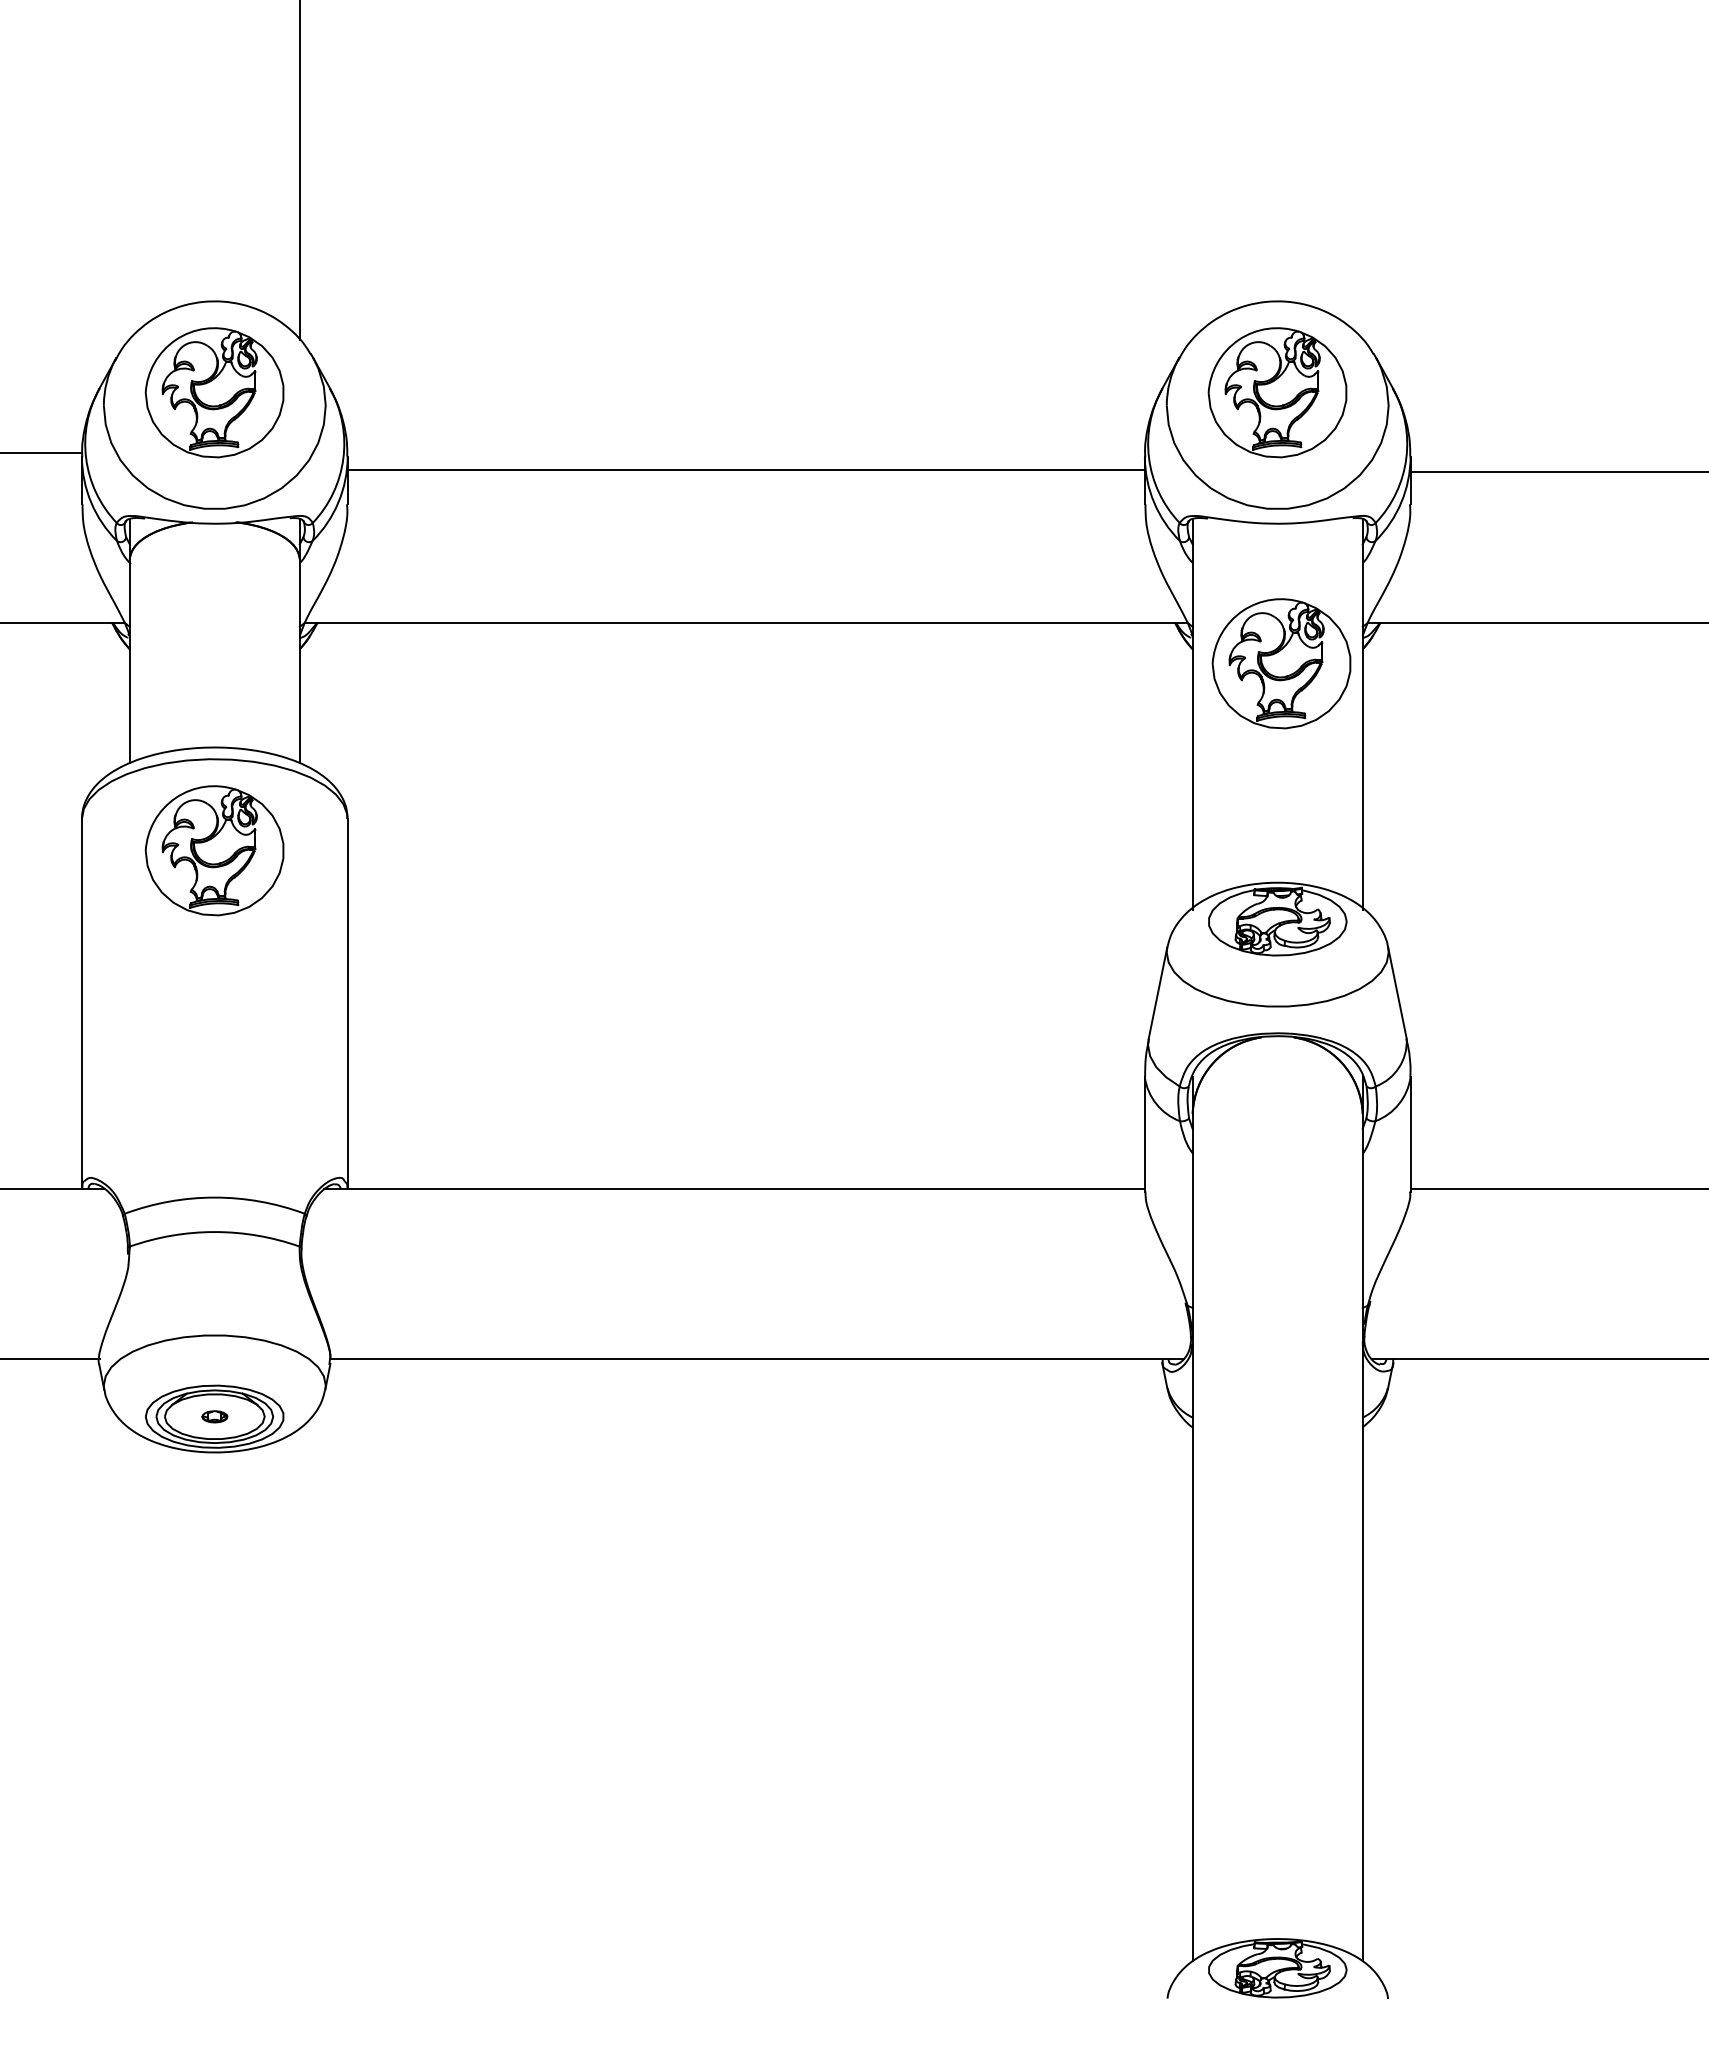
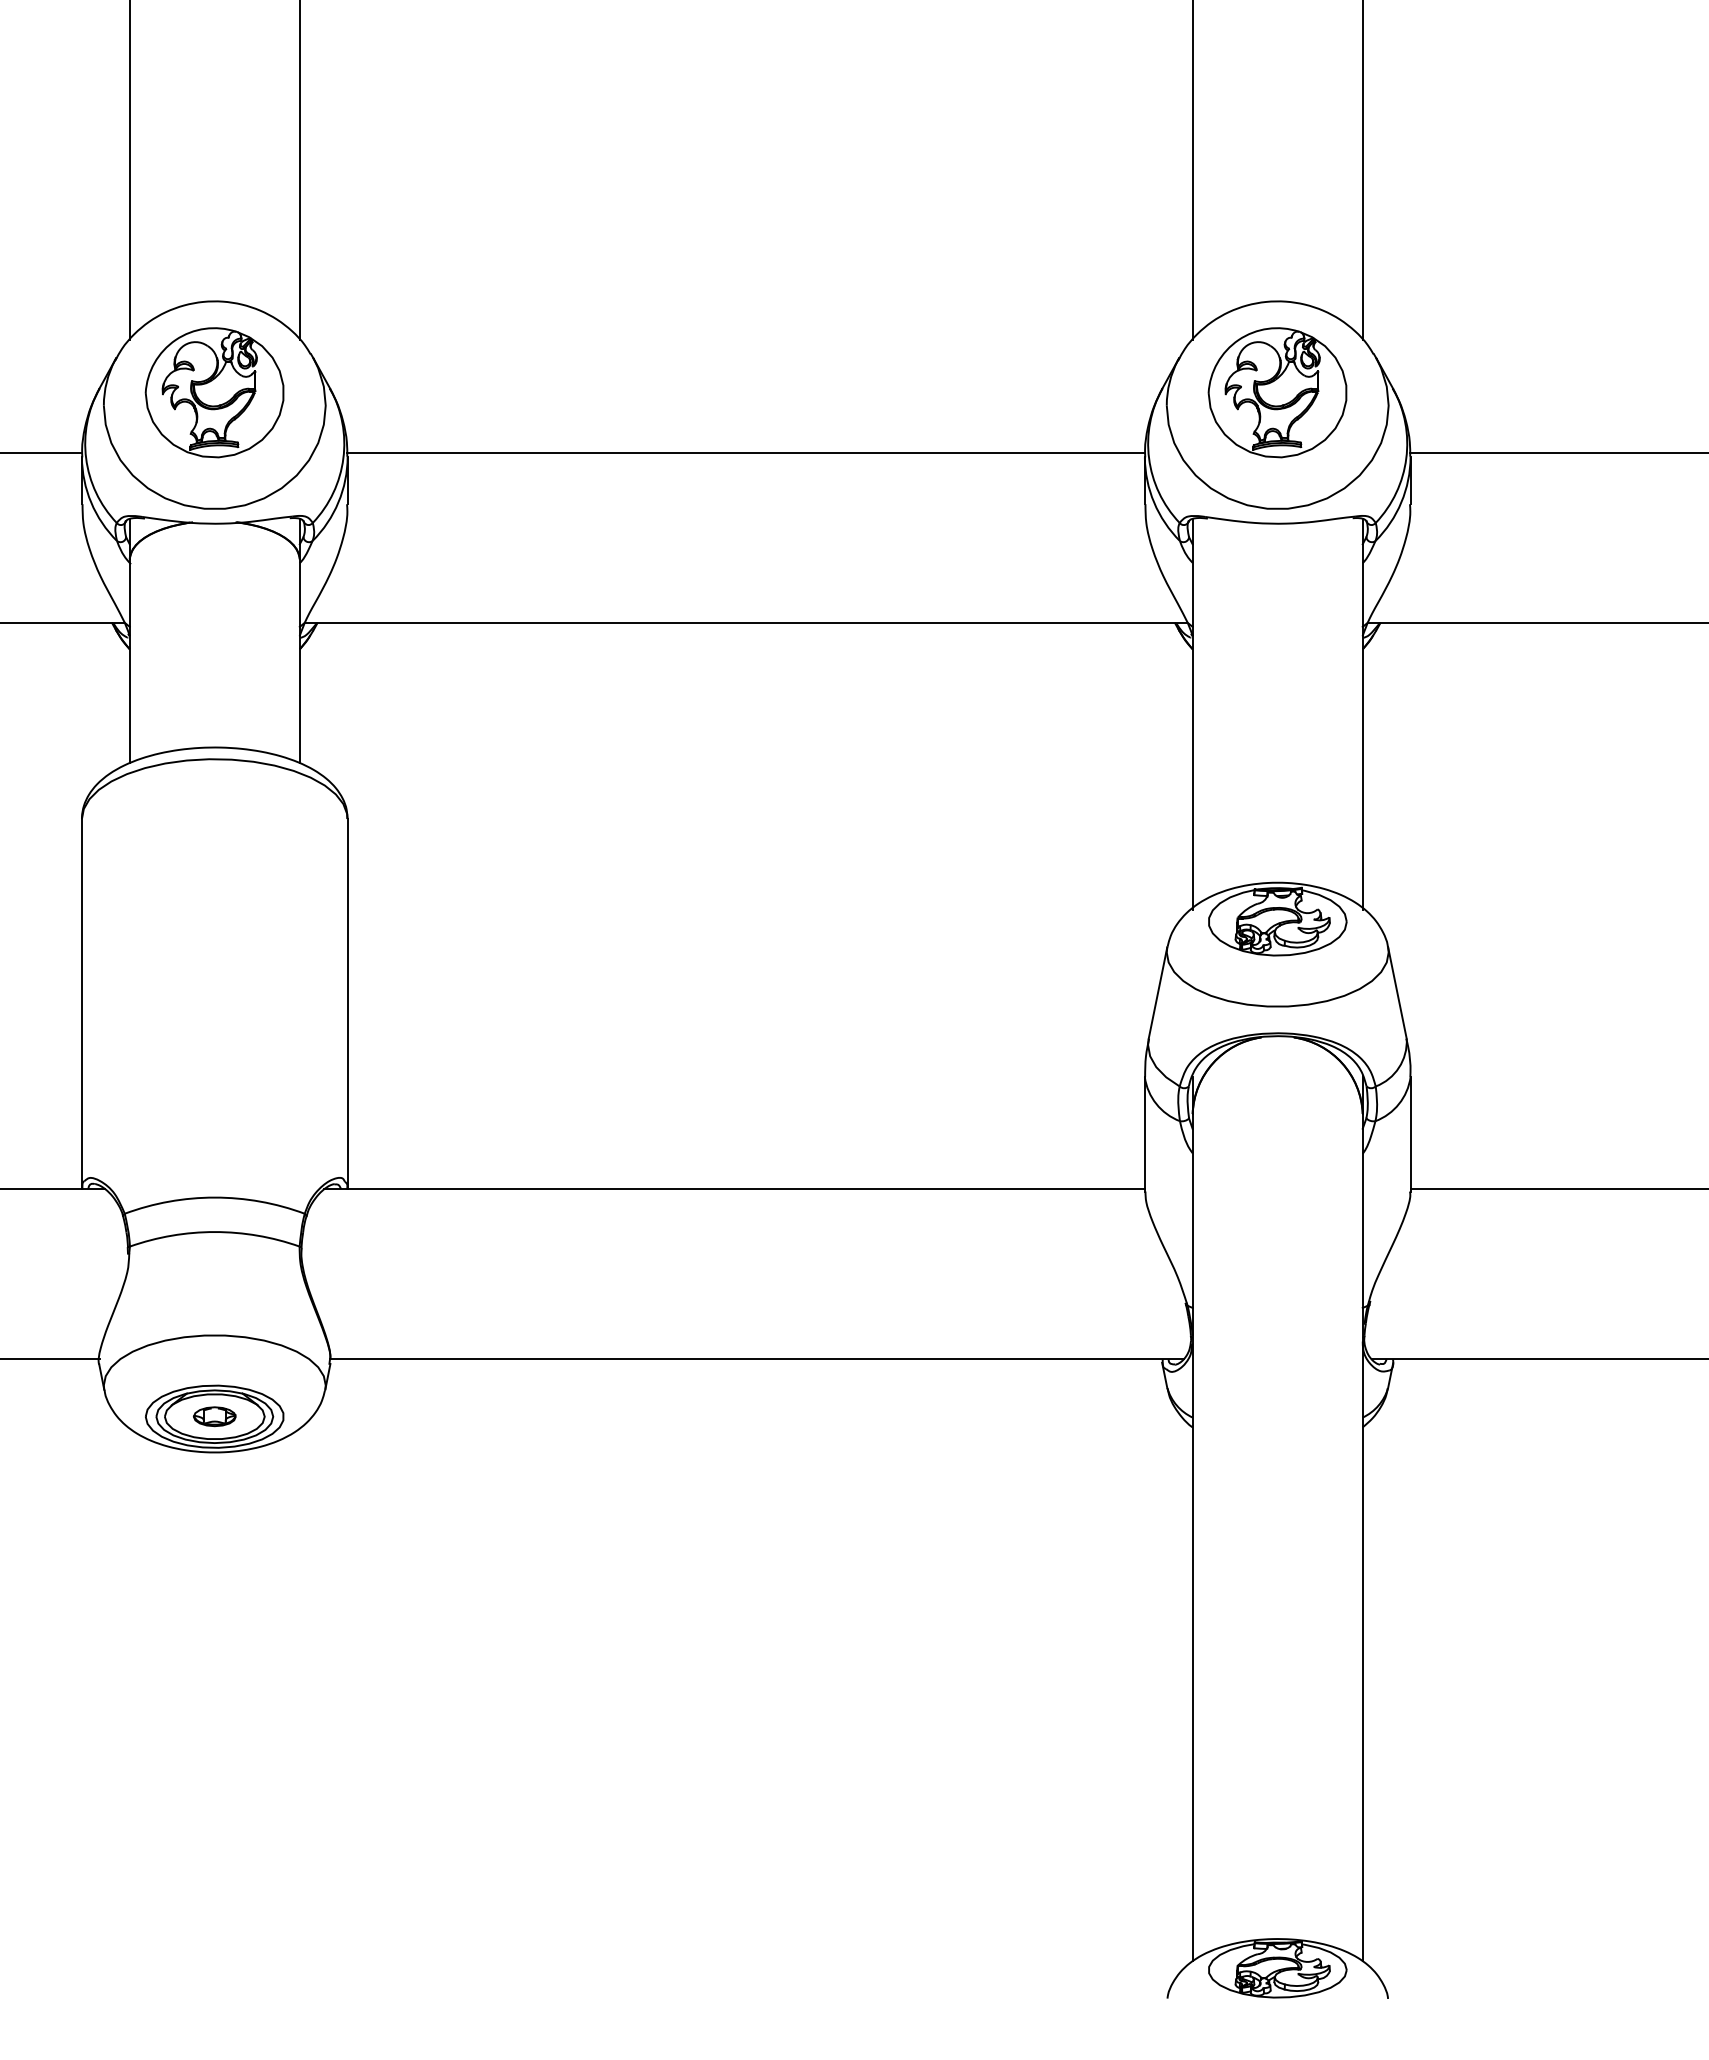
line: none -> present (129, 171)
line: none -> present (1192, 171)
line: none -> present (1362, 171)
line position: (746, 470) -> (746, 453) (746, 453)
line position: (1557, 472) -> (1557, 453) (1557, 453)
part: present -> none (1281, 663)
part: present -> none (214, 850)
part size: 28x14 px -> 44x22 px (214, 1416)
